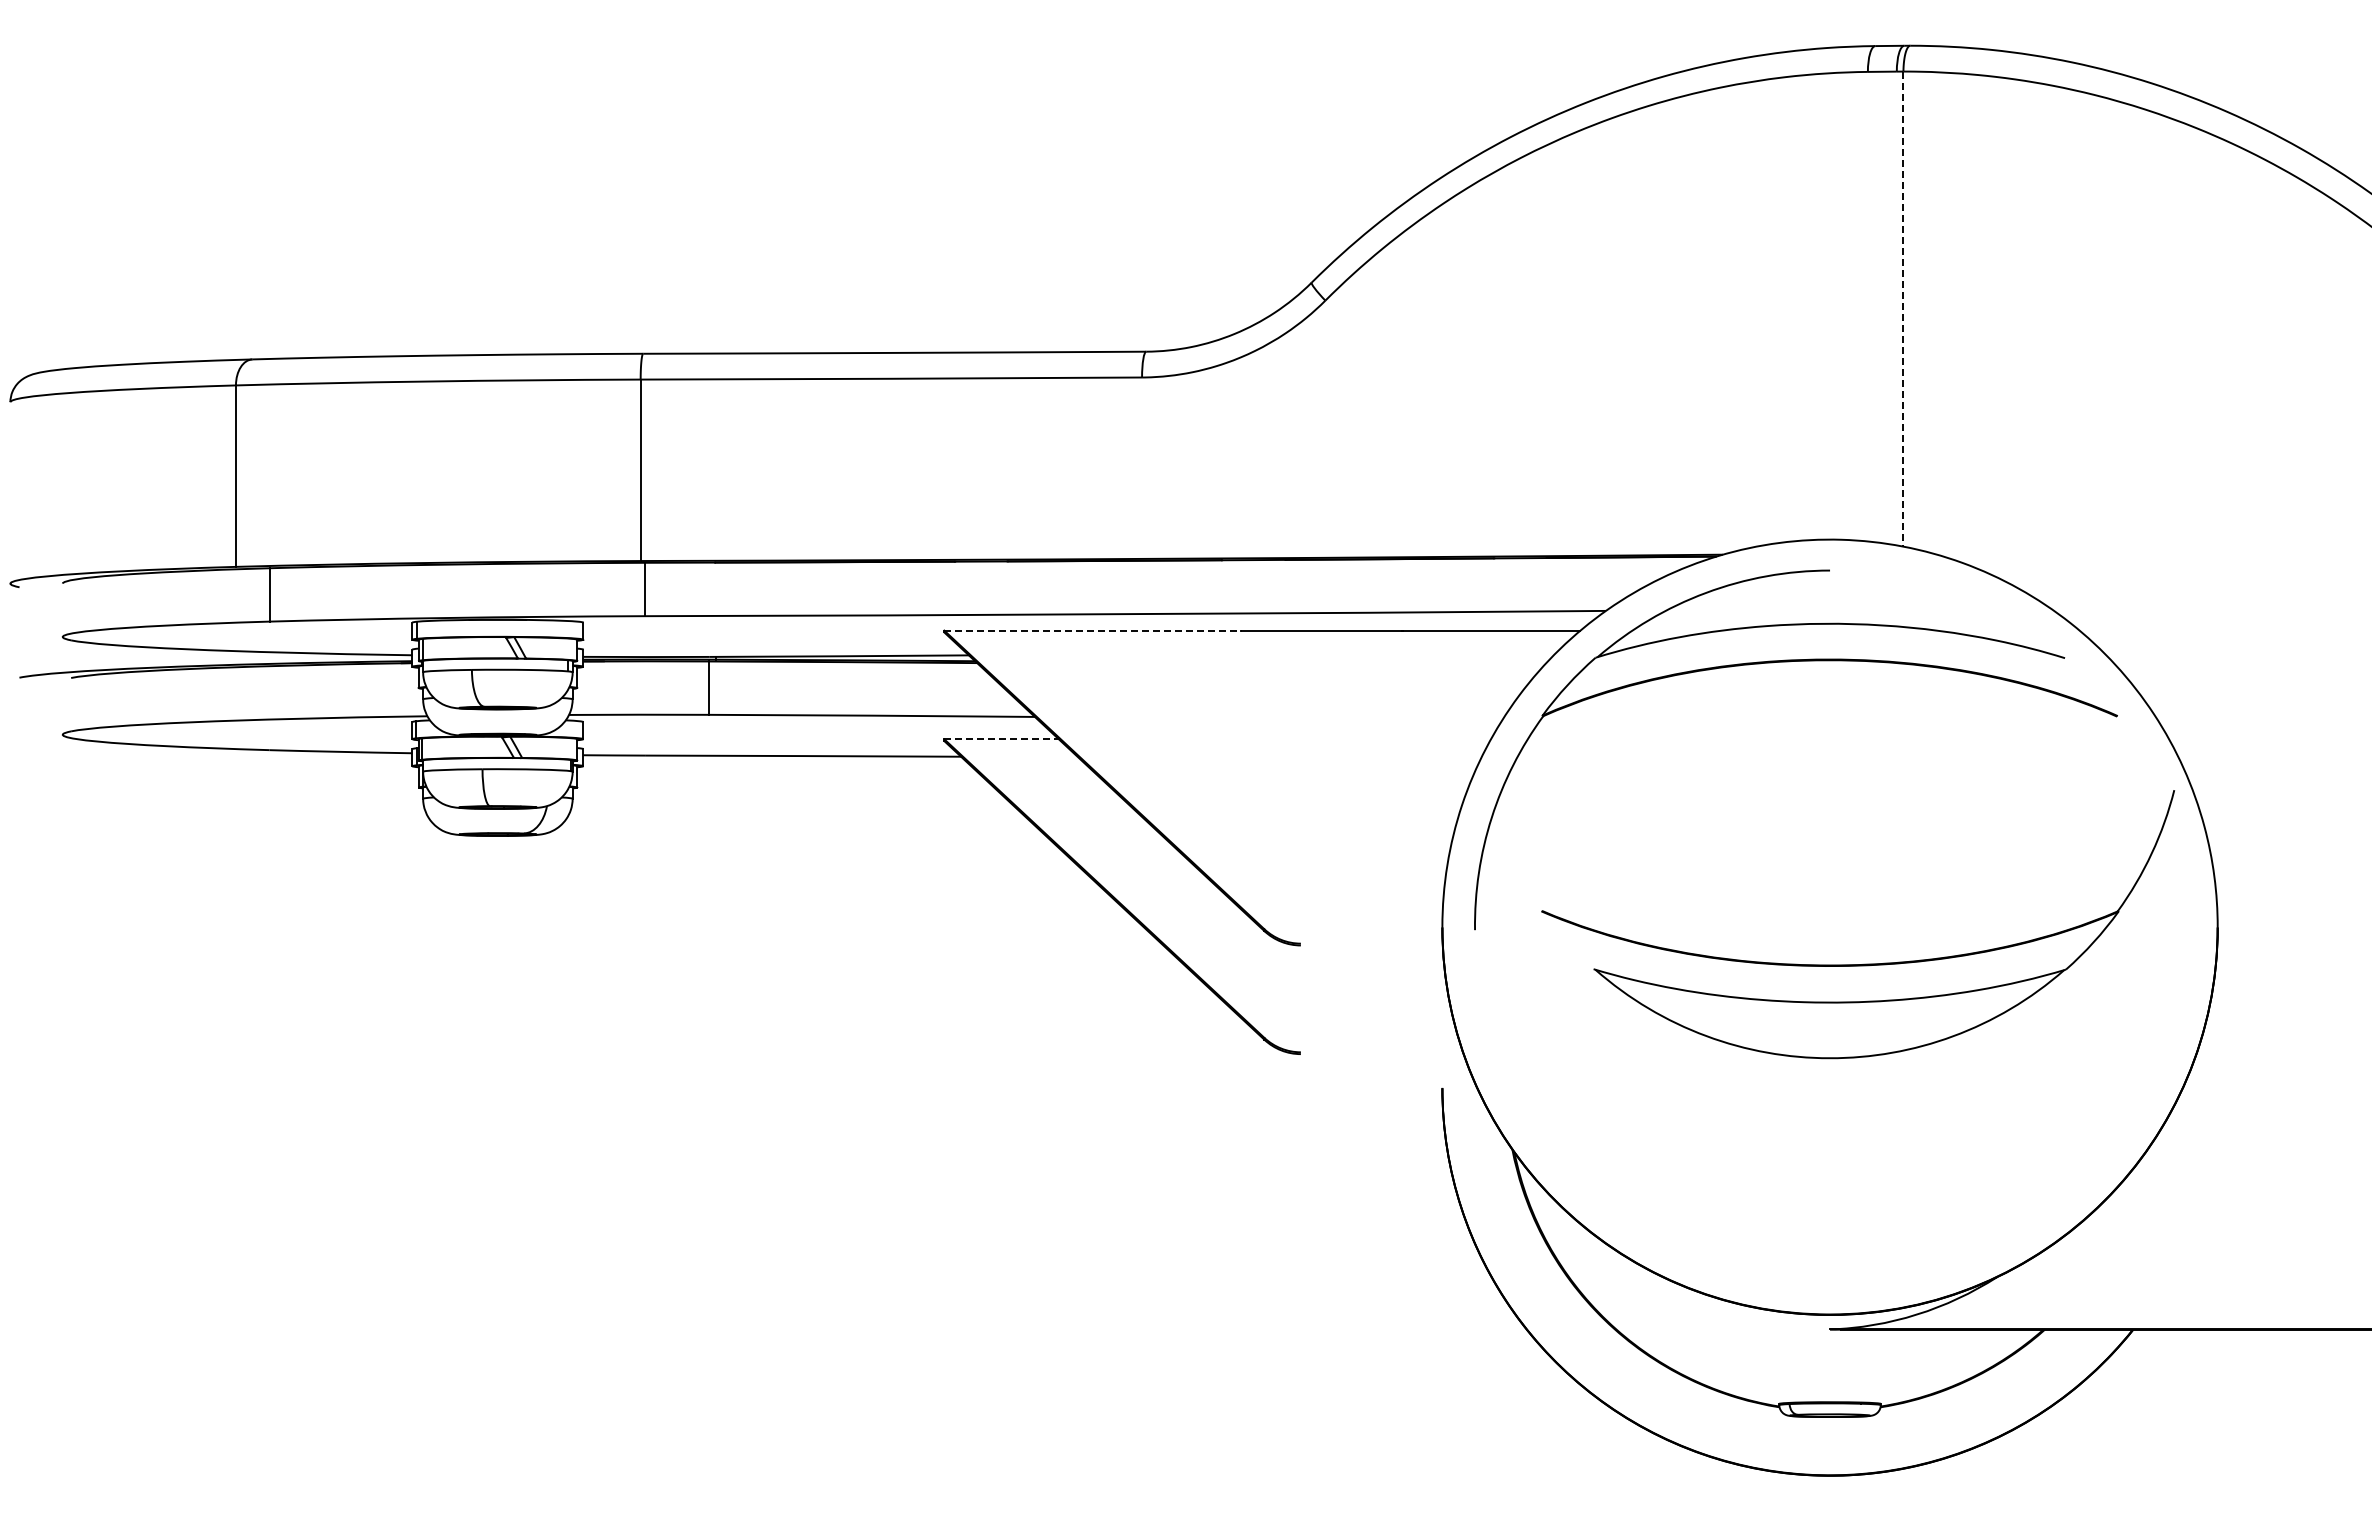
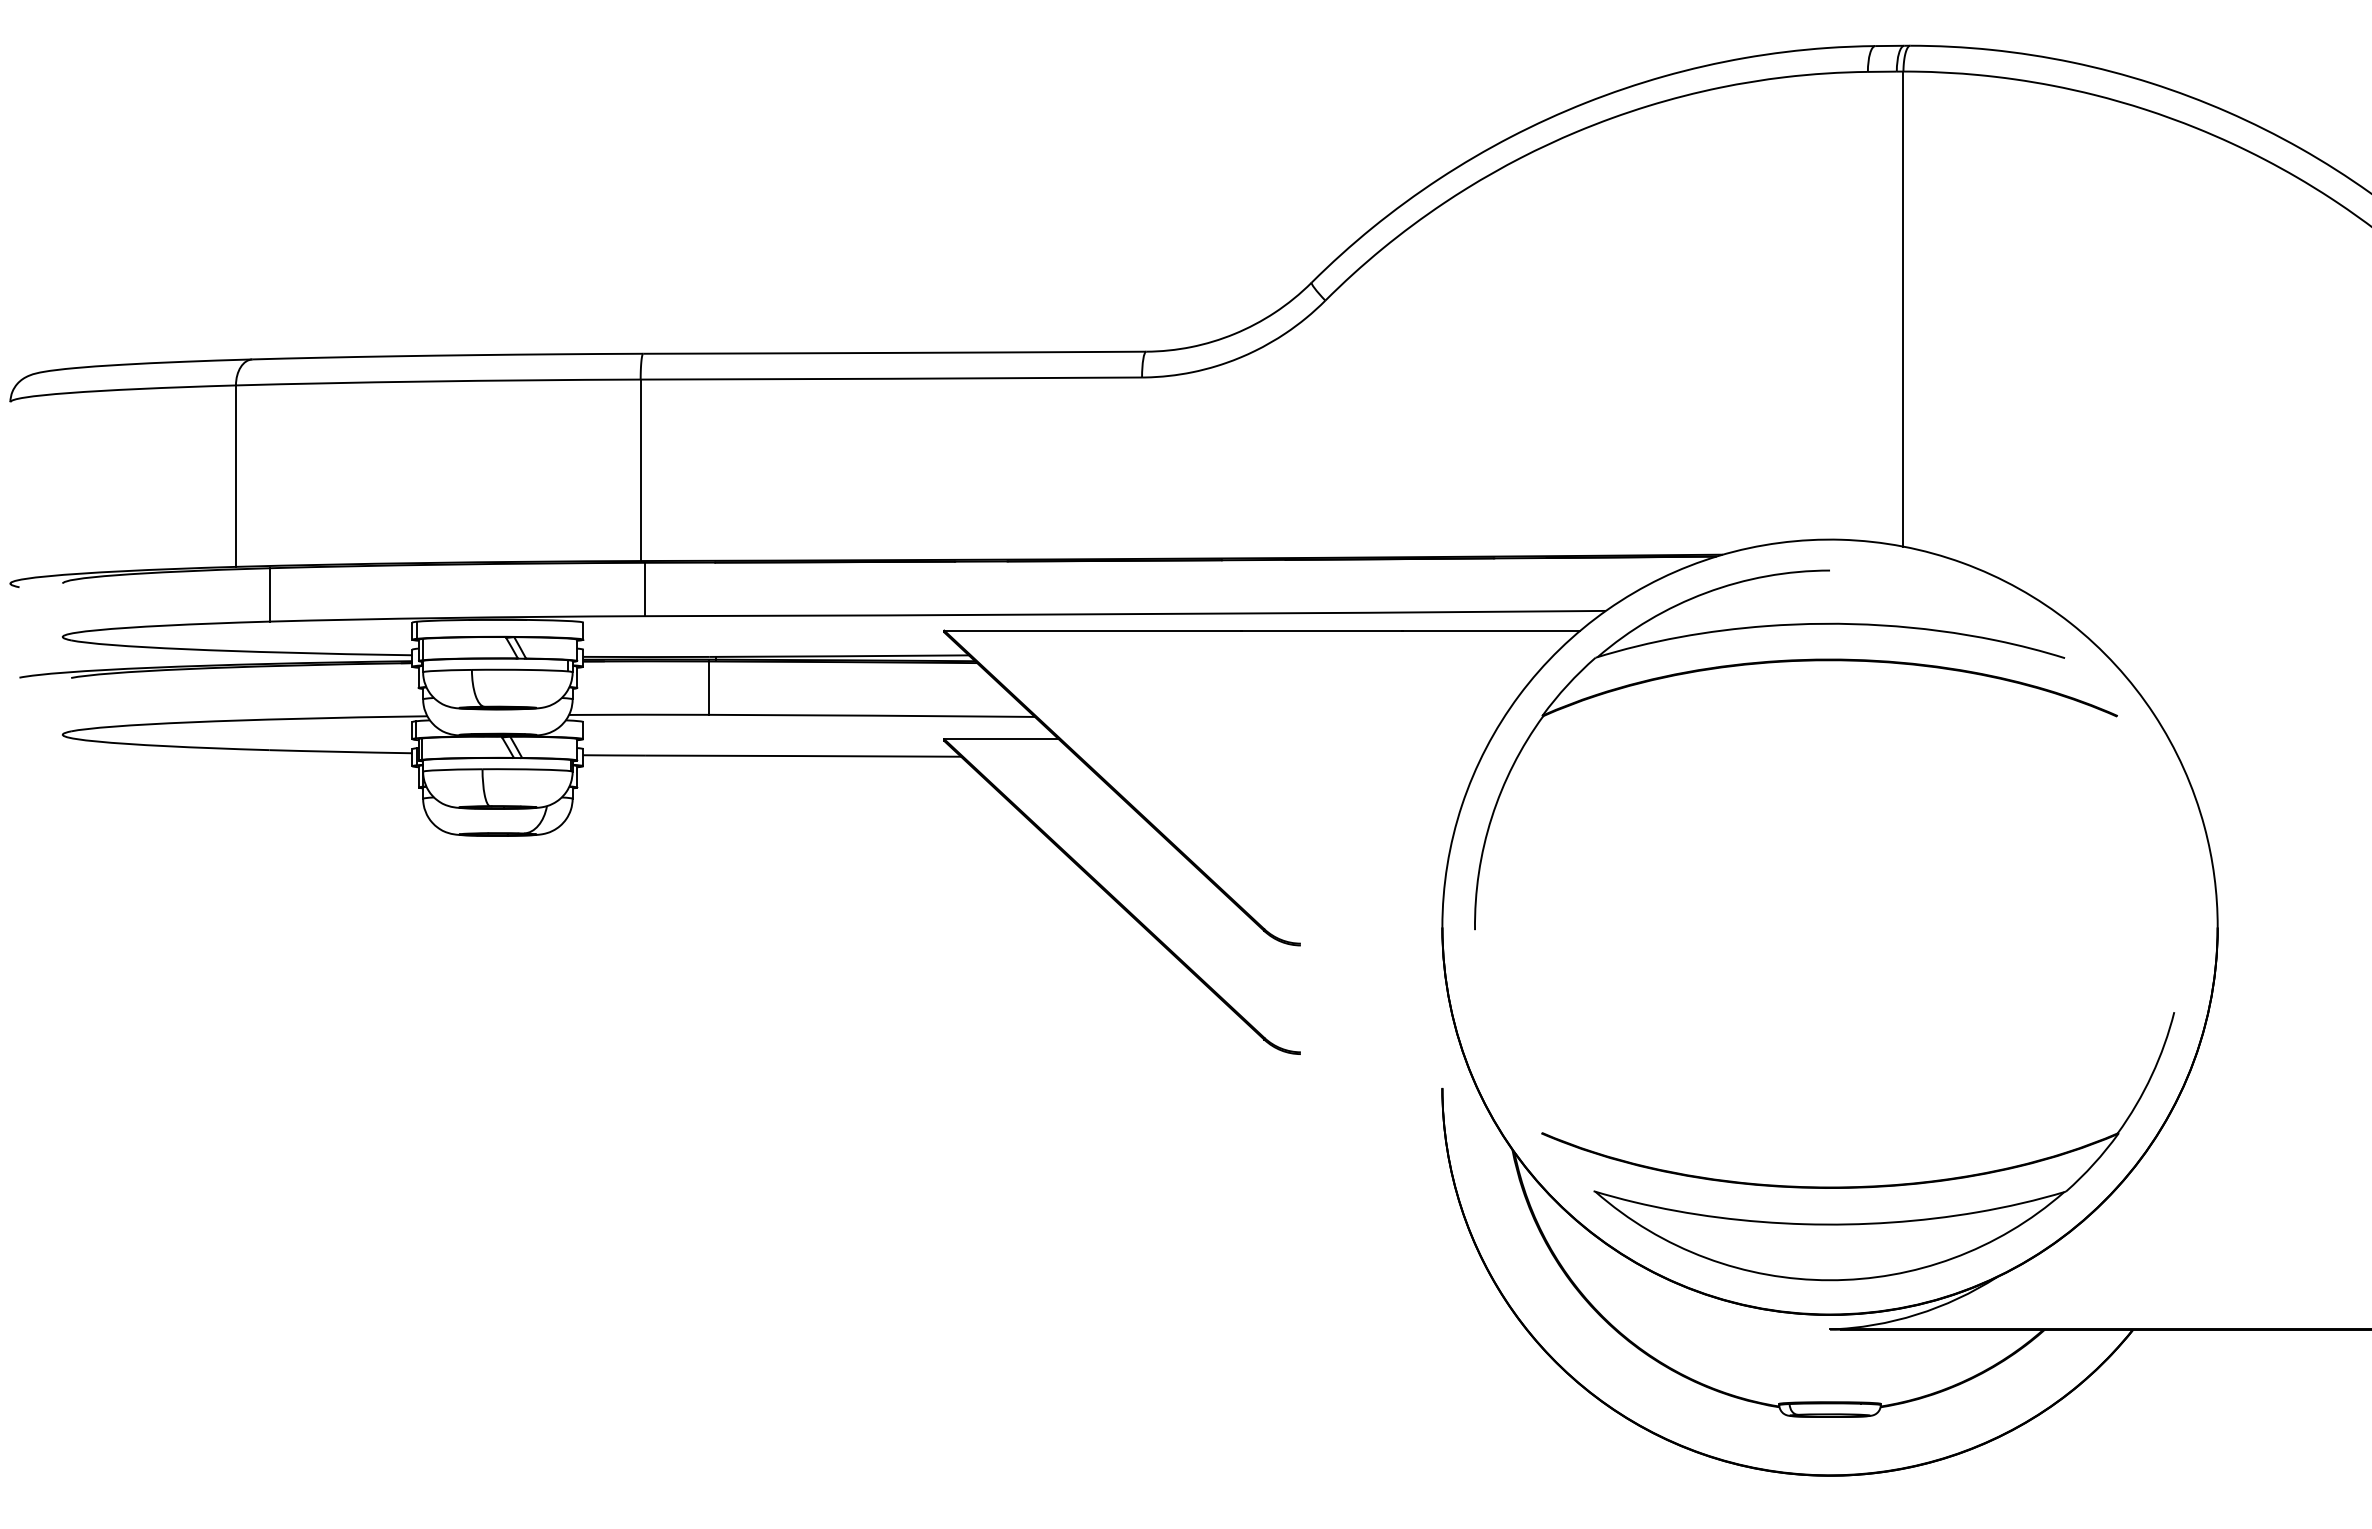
line: dashed -> solid (1903, 309)
line: dashed -> solid (1093, 630)
line: dashed -> solid (1002, 739)
part position: (1864, 963) -> (1864, 1185) (1864, 1185)
